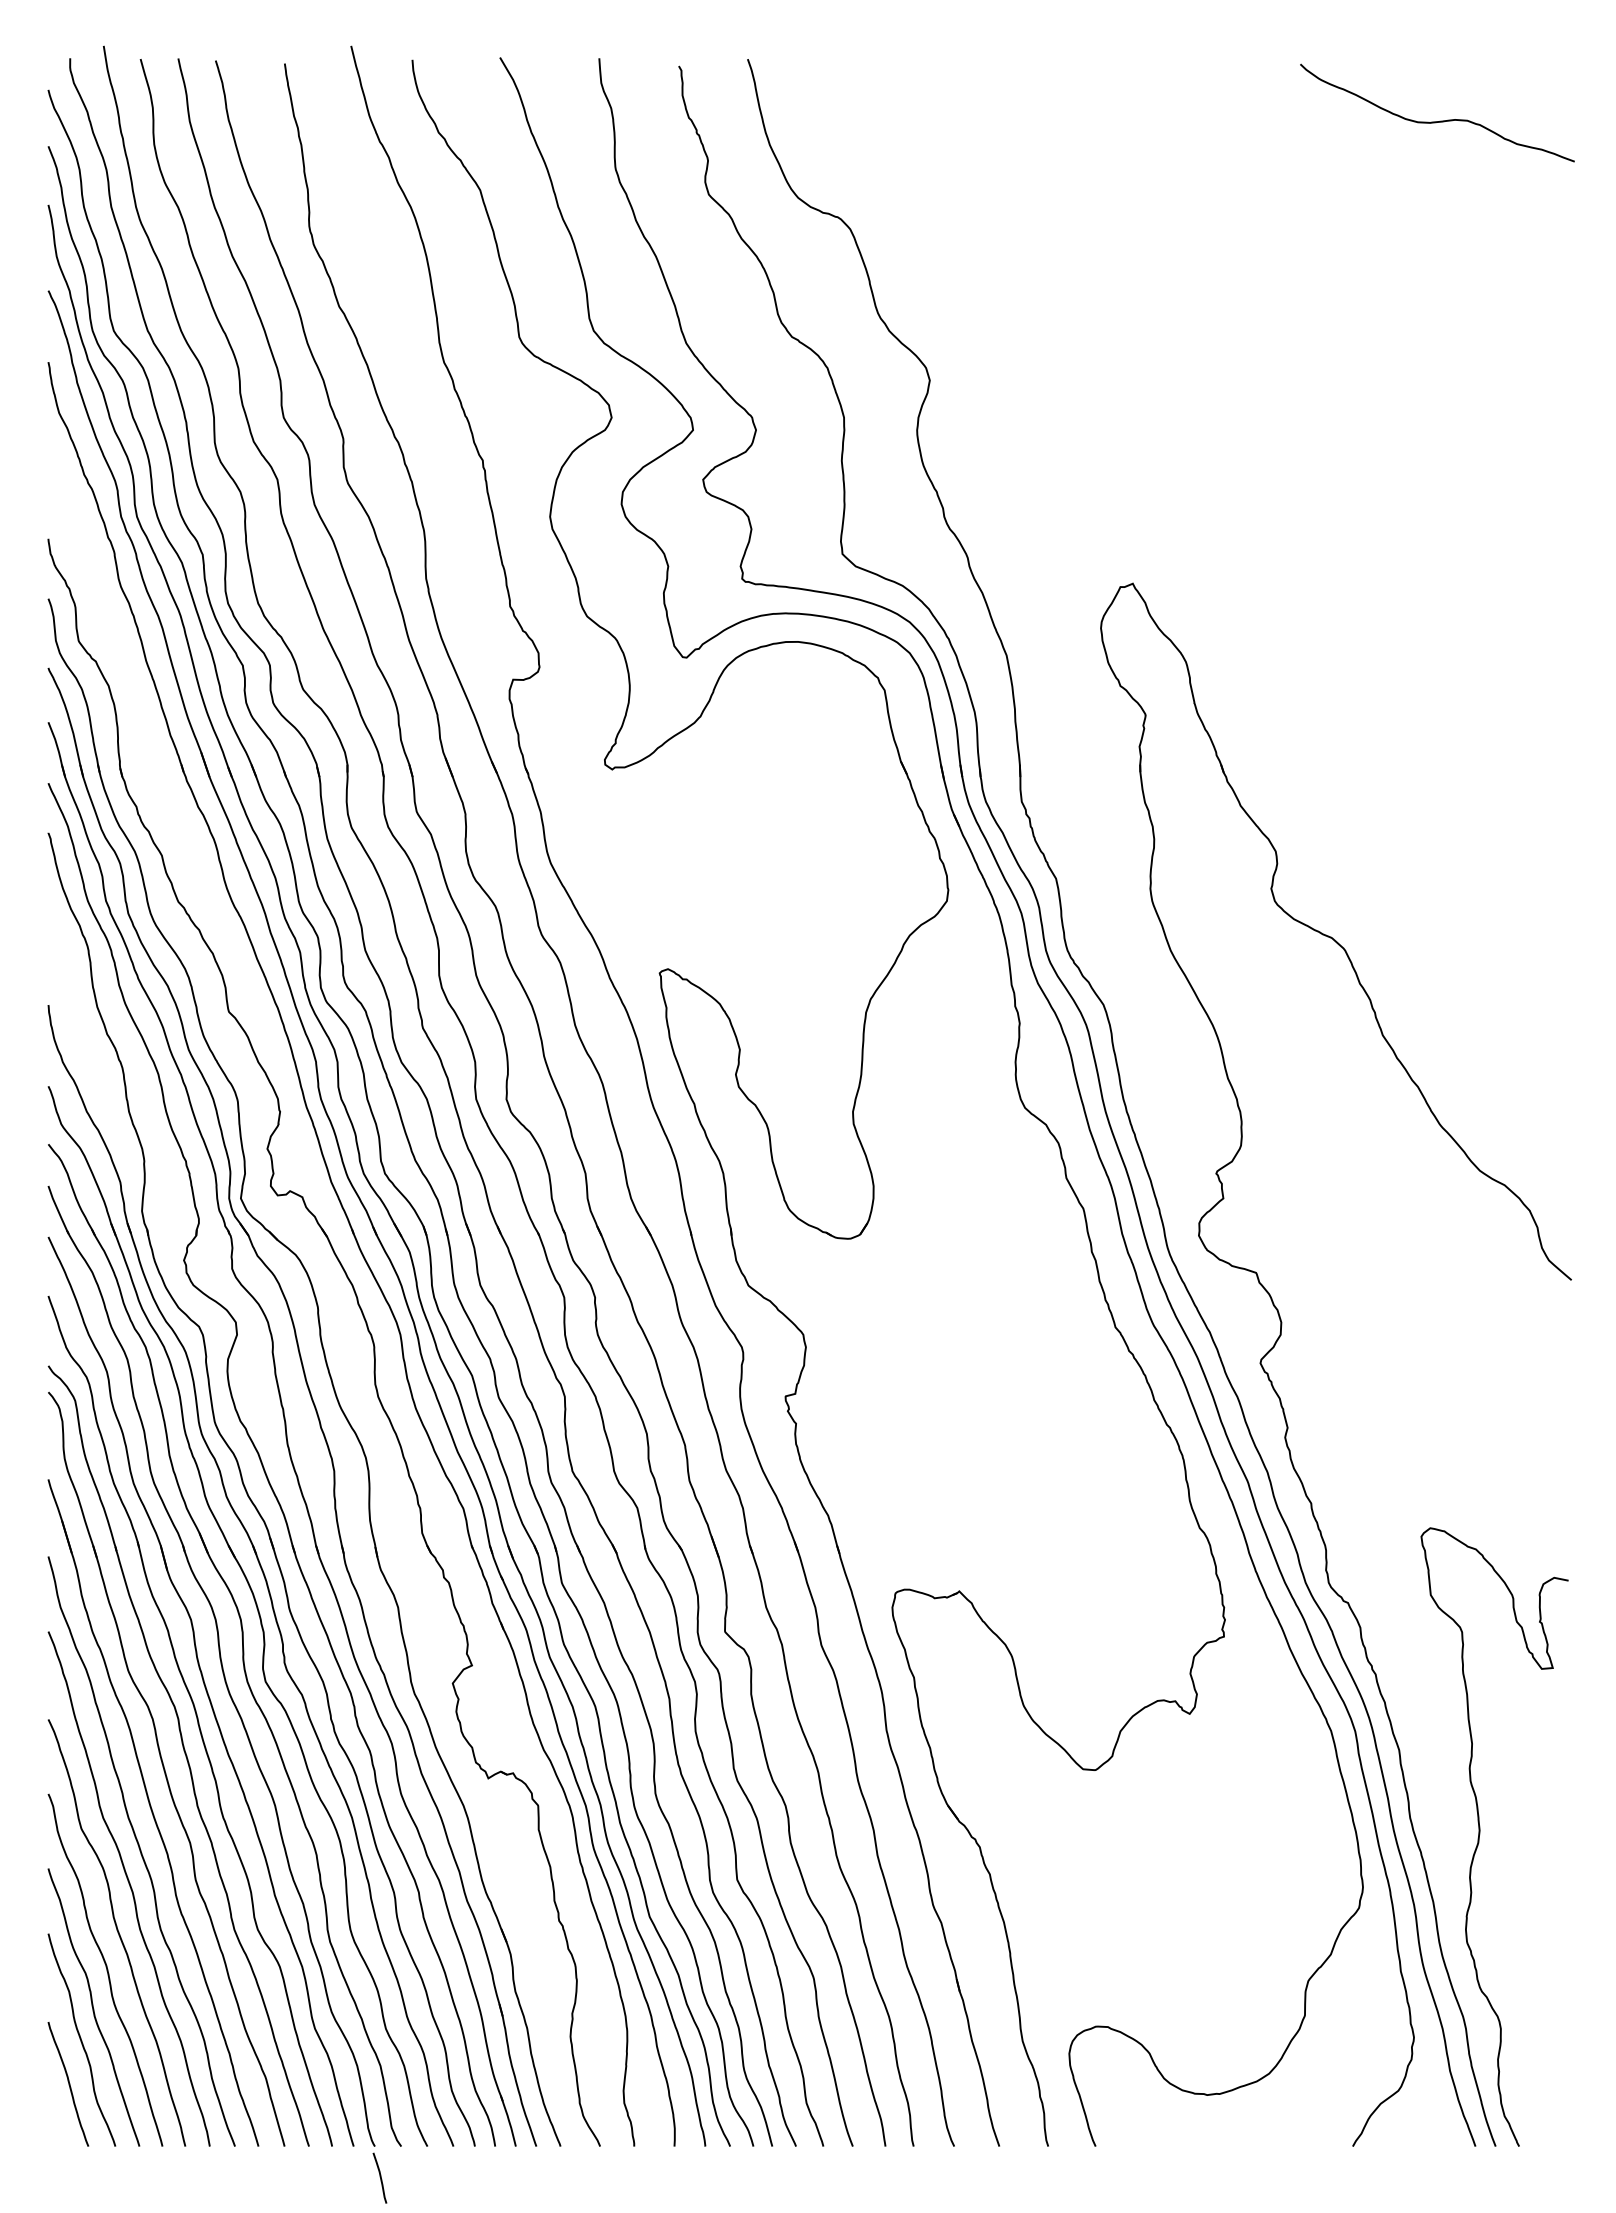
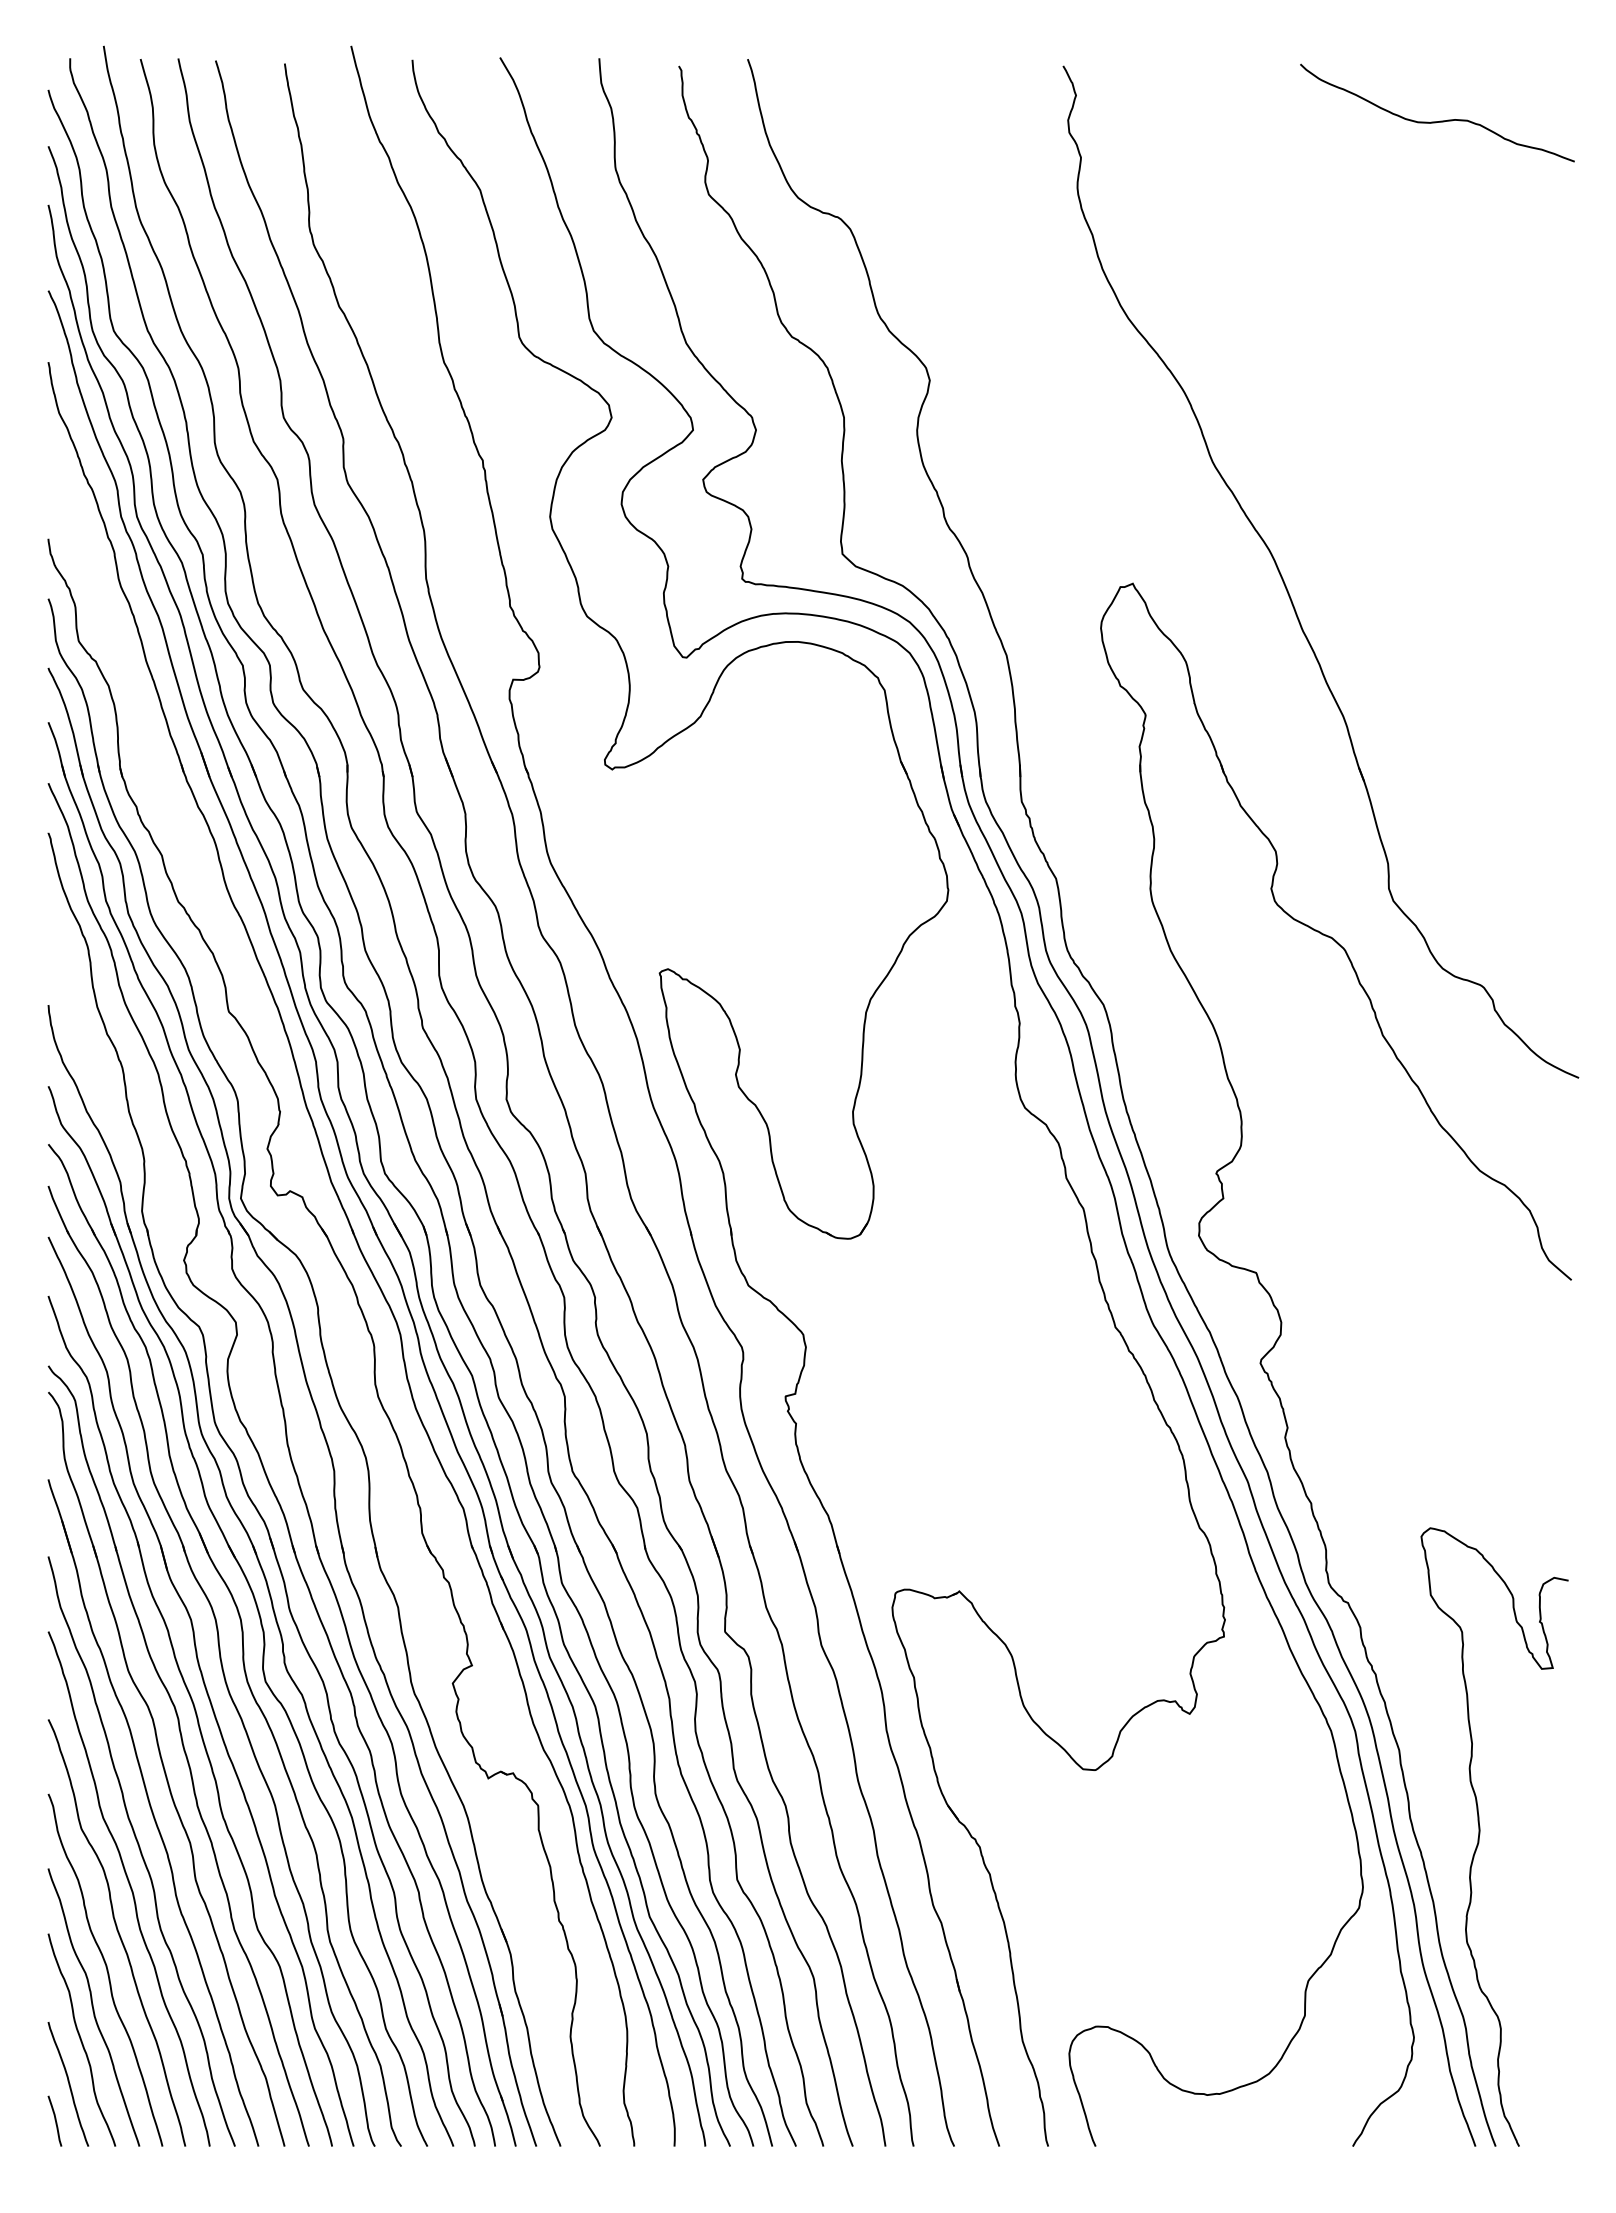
part: none -> present (1286, 585)
curve position: (379, 2177) -> (54, 2120) (54, 2120)
